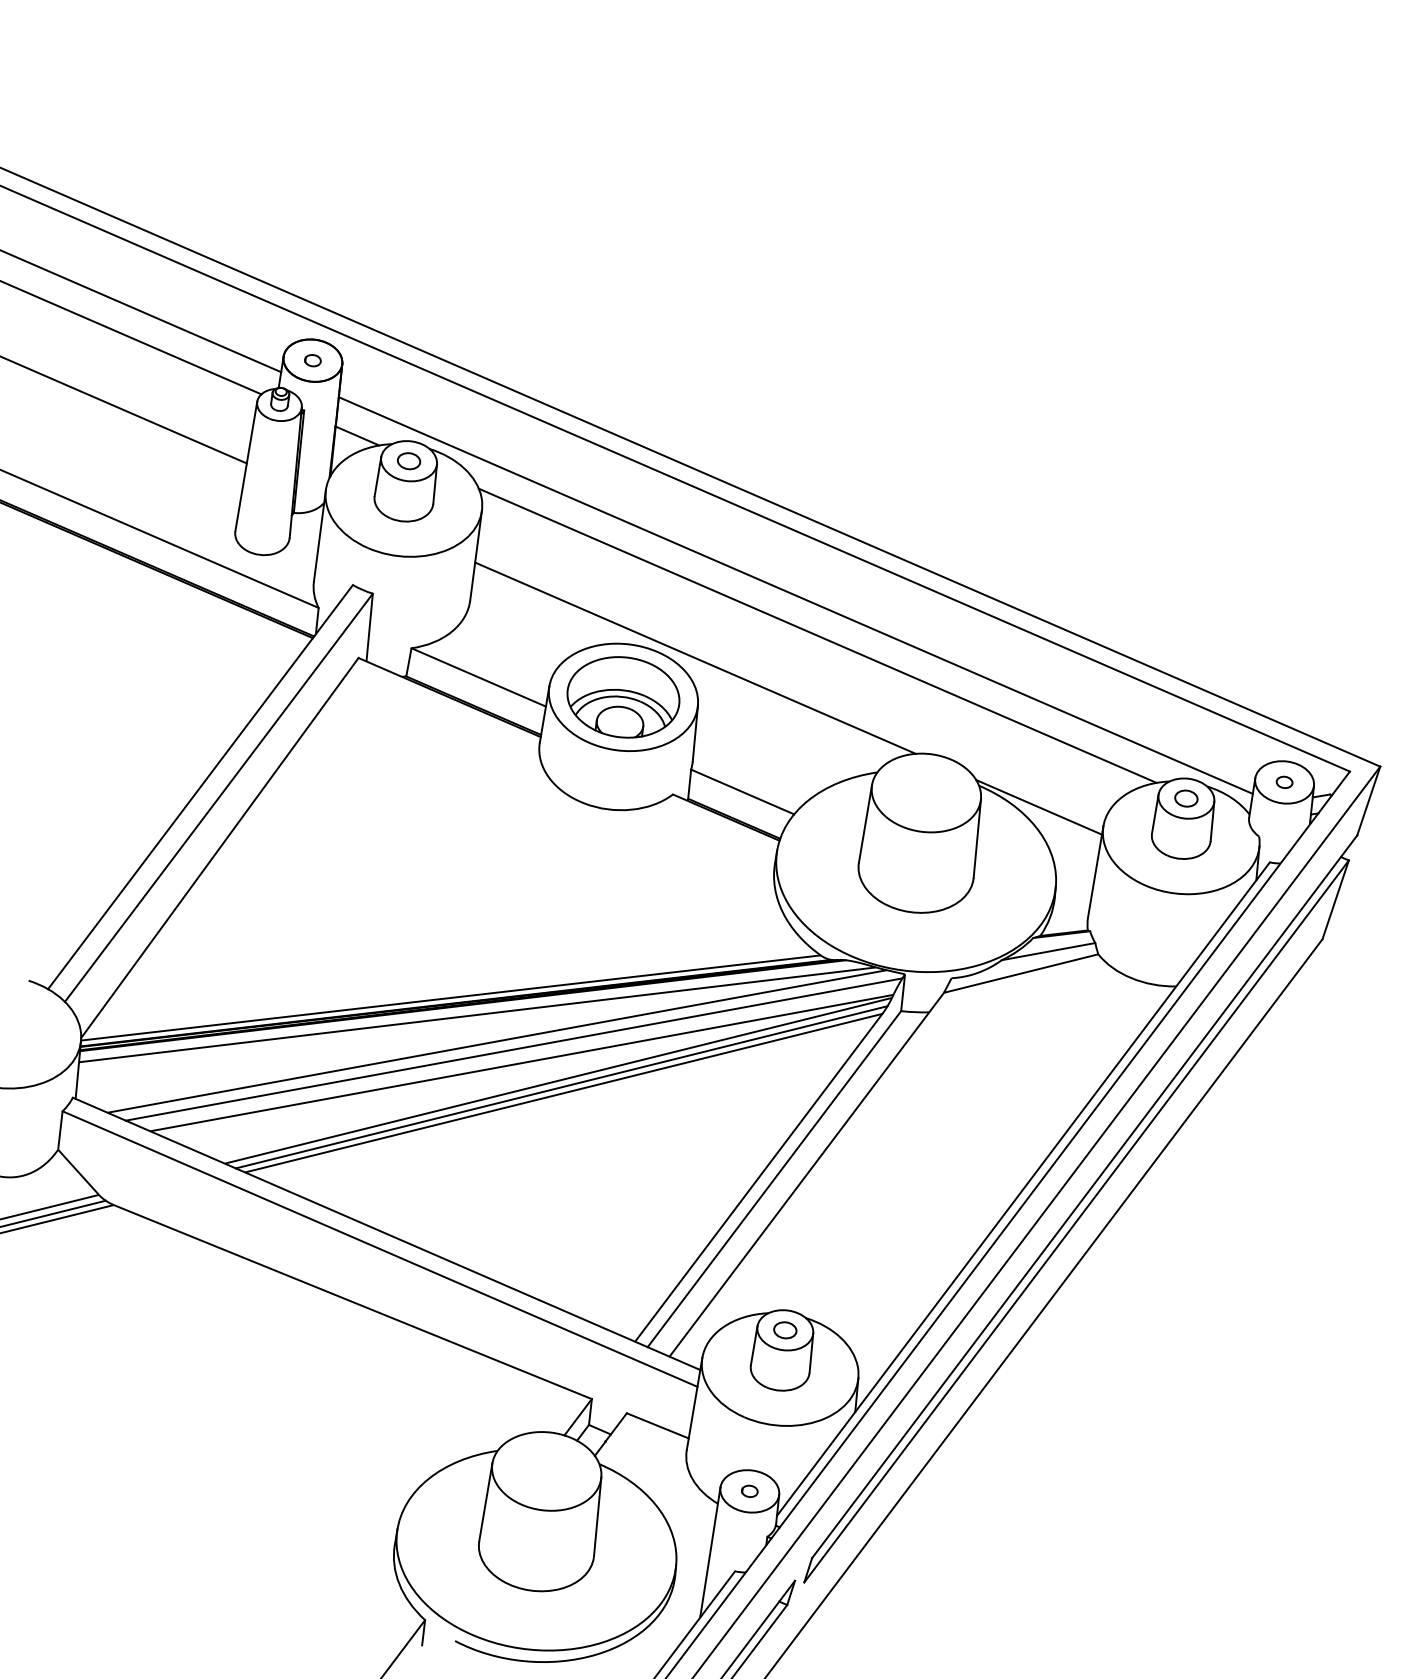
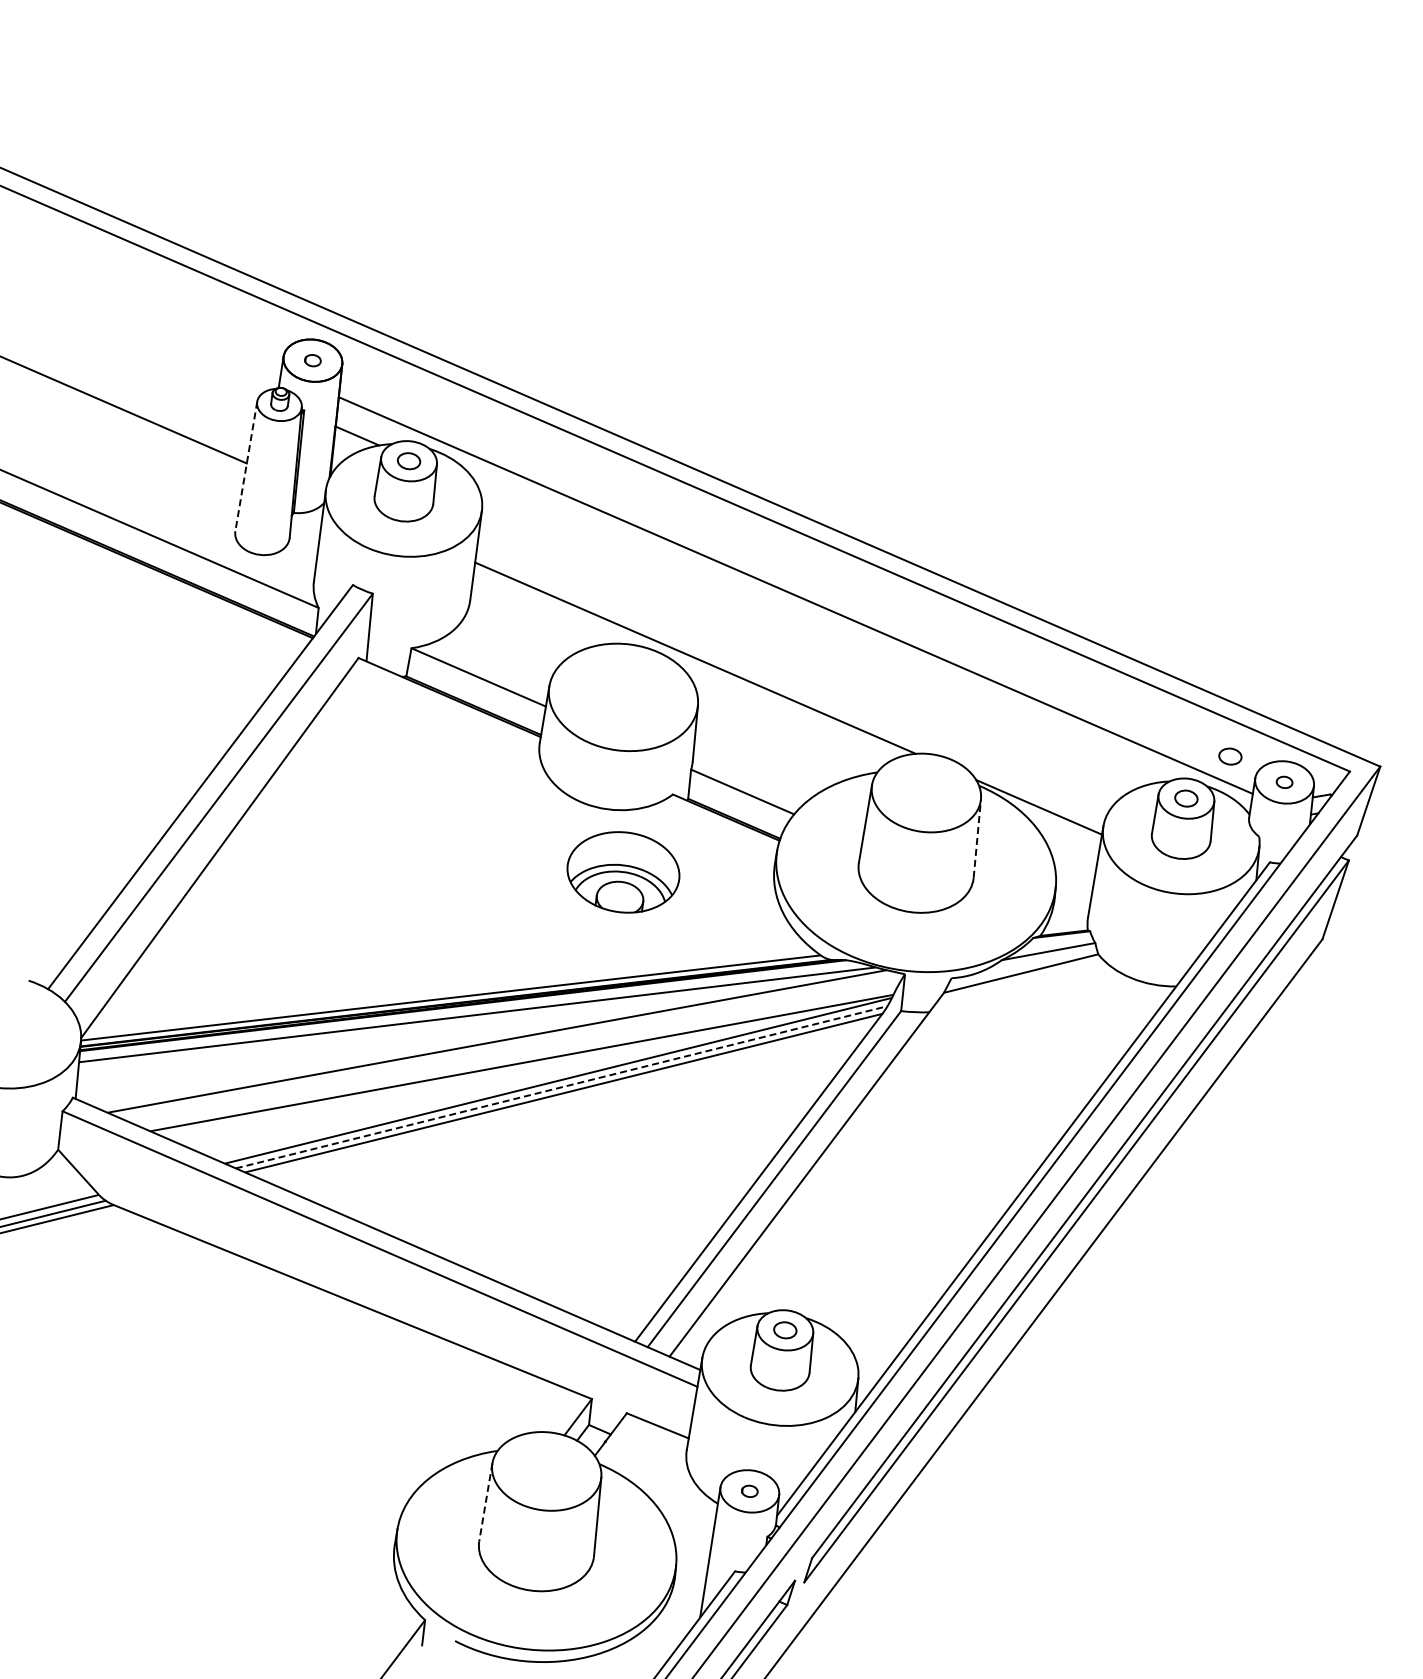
line: present -> none (141, 311)
line: present -> none (131, 337)
line: solid -> dashed (246, 466)
line: present -> none (817, 635)
part position: (623, 697) -> (623, 872) (623, 872)
part: none -> present (1230, 756)
line: solid -> dashed (977, 838)
line: present -> none (513, 1049)
line: solid -> dashed (561, 1087)
line: solid -> dashed (485, 1502)
